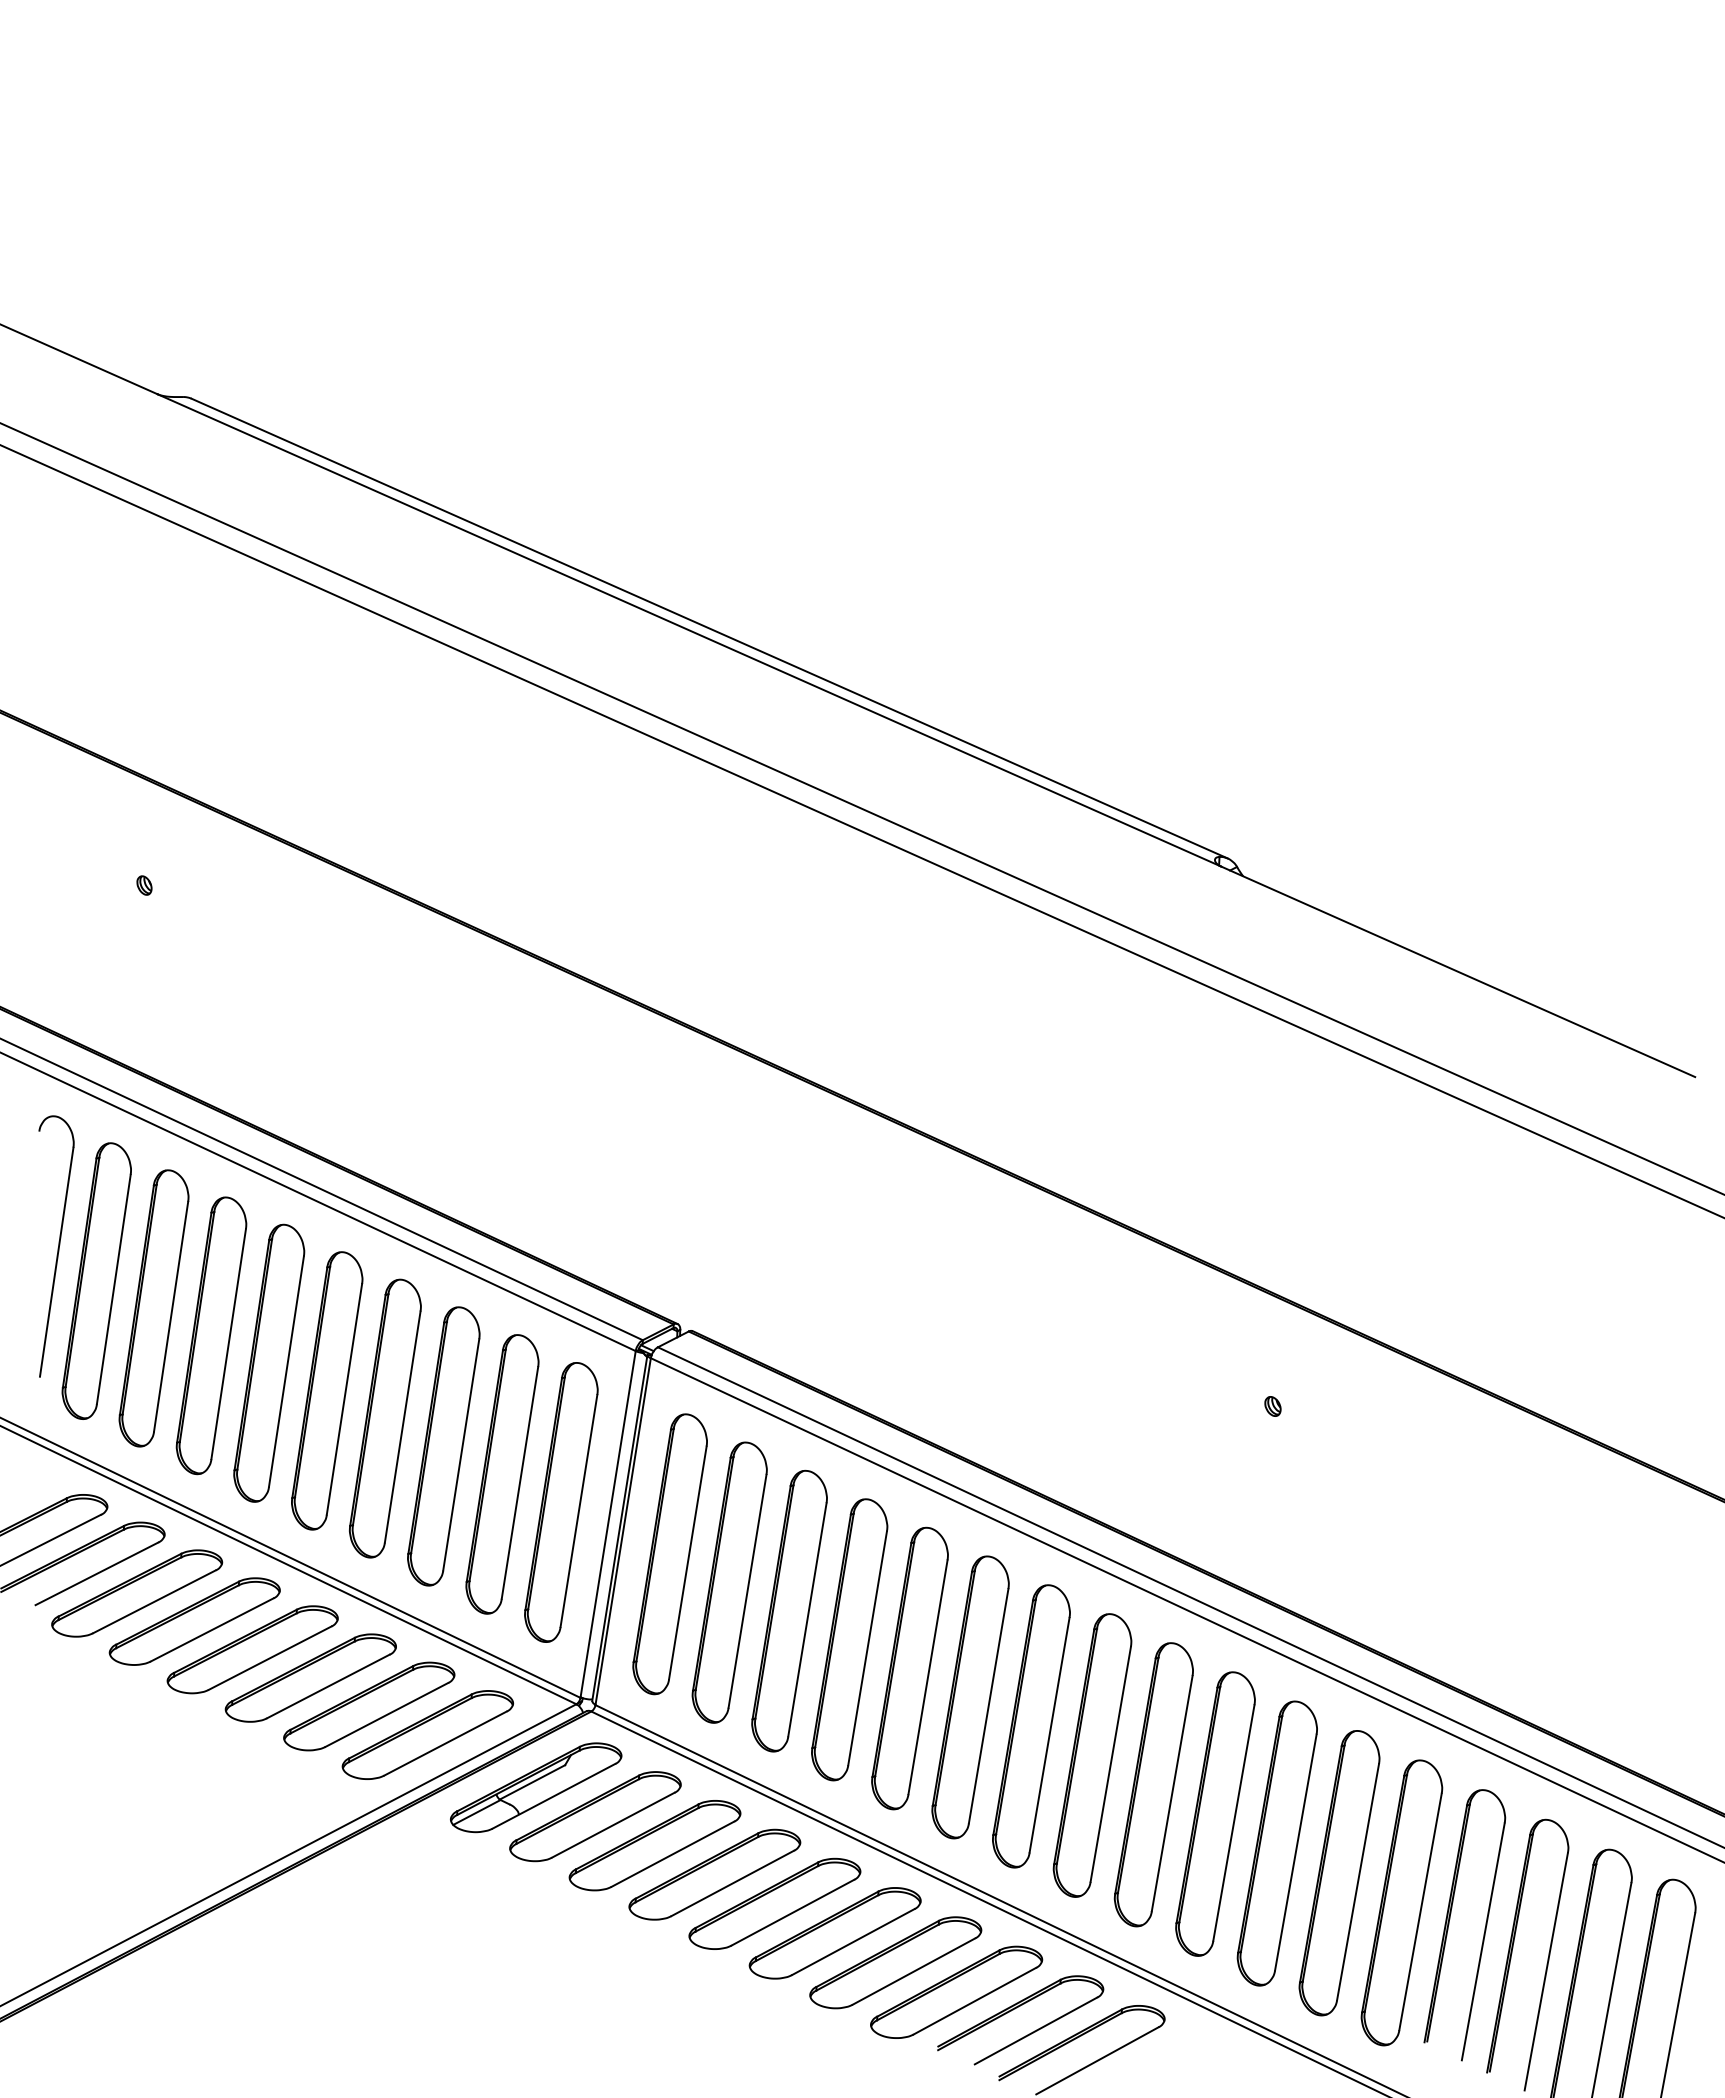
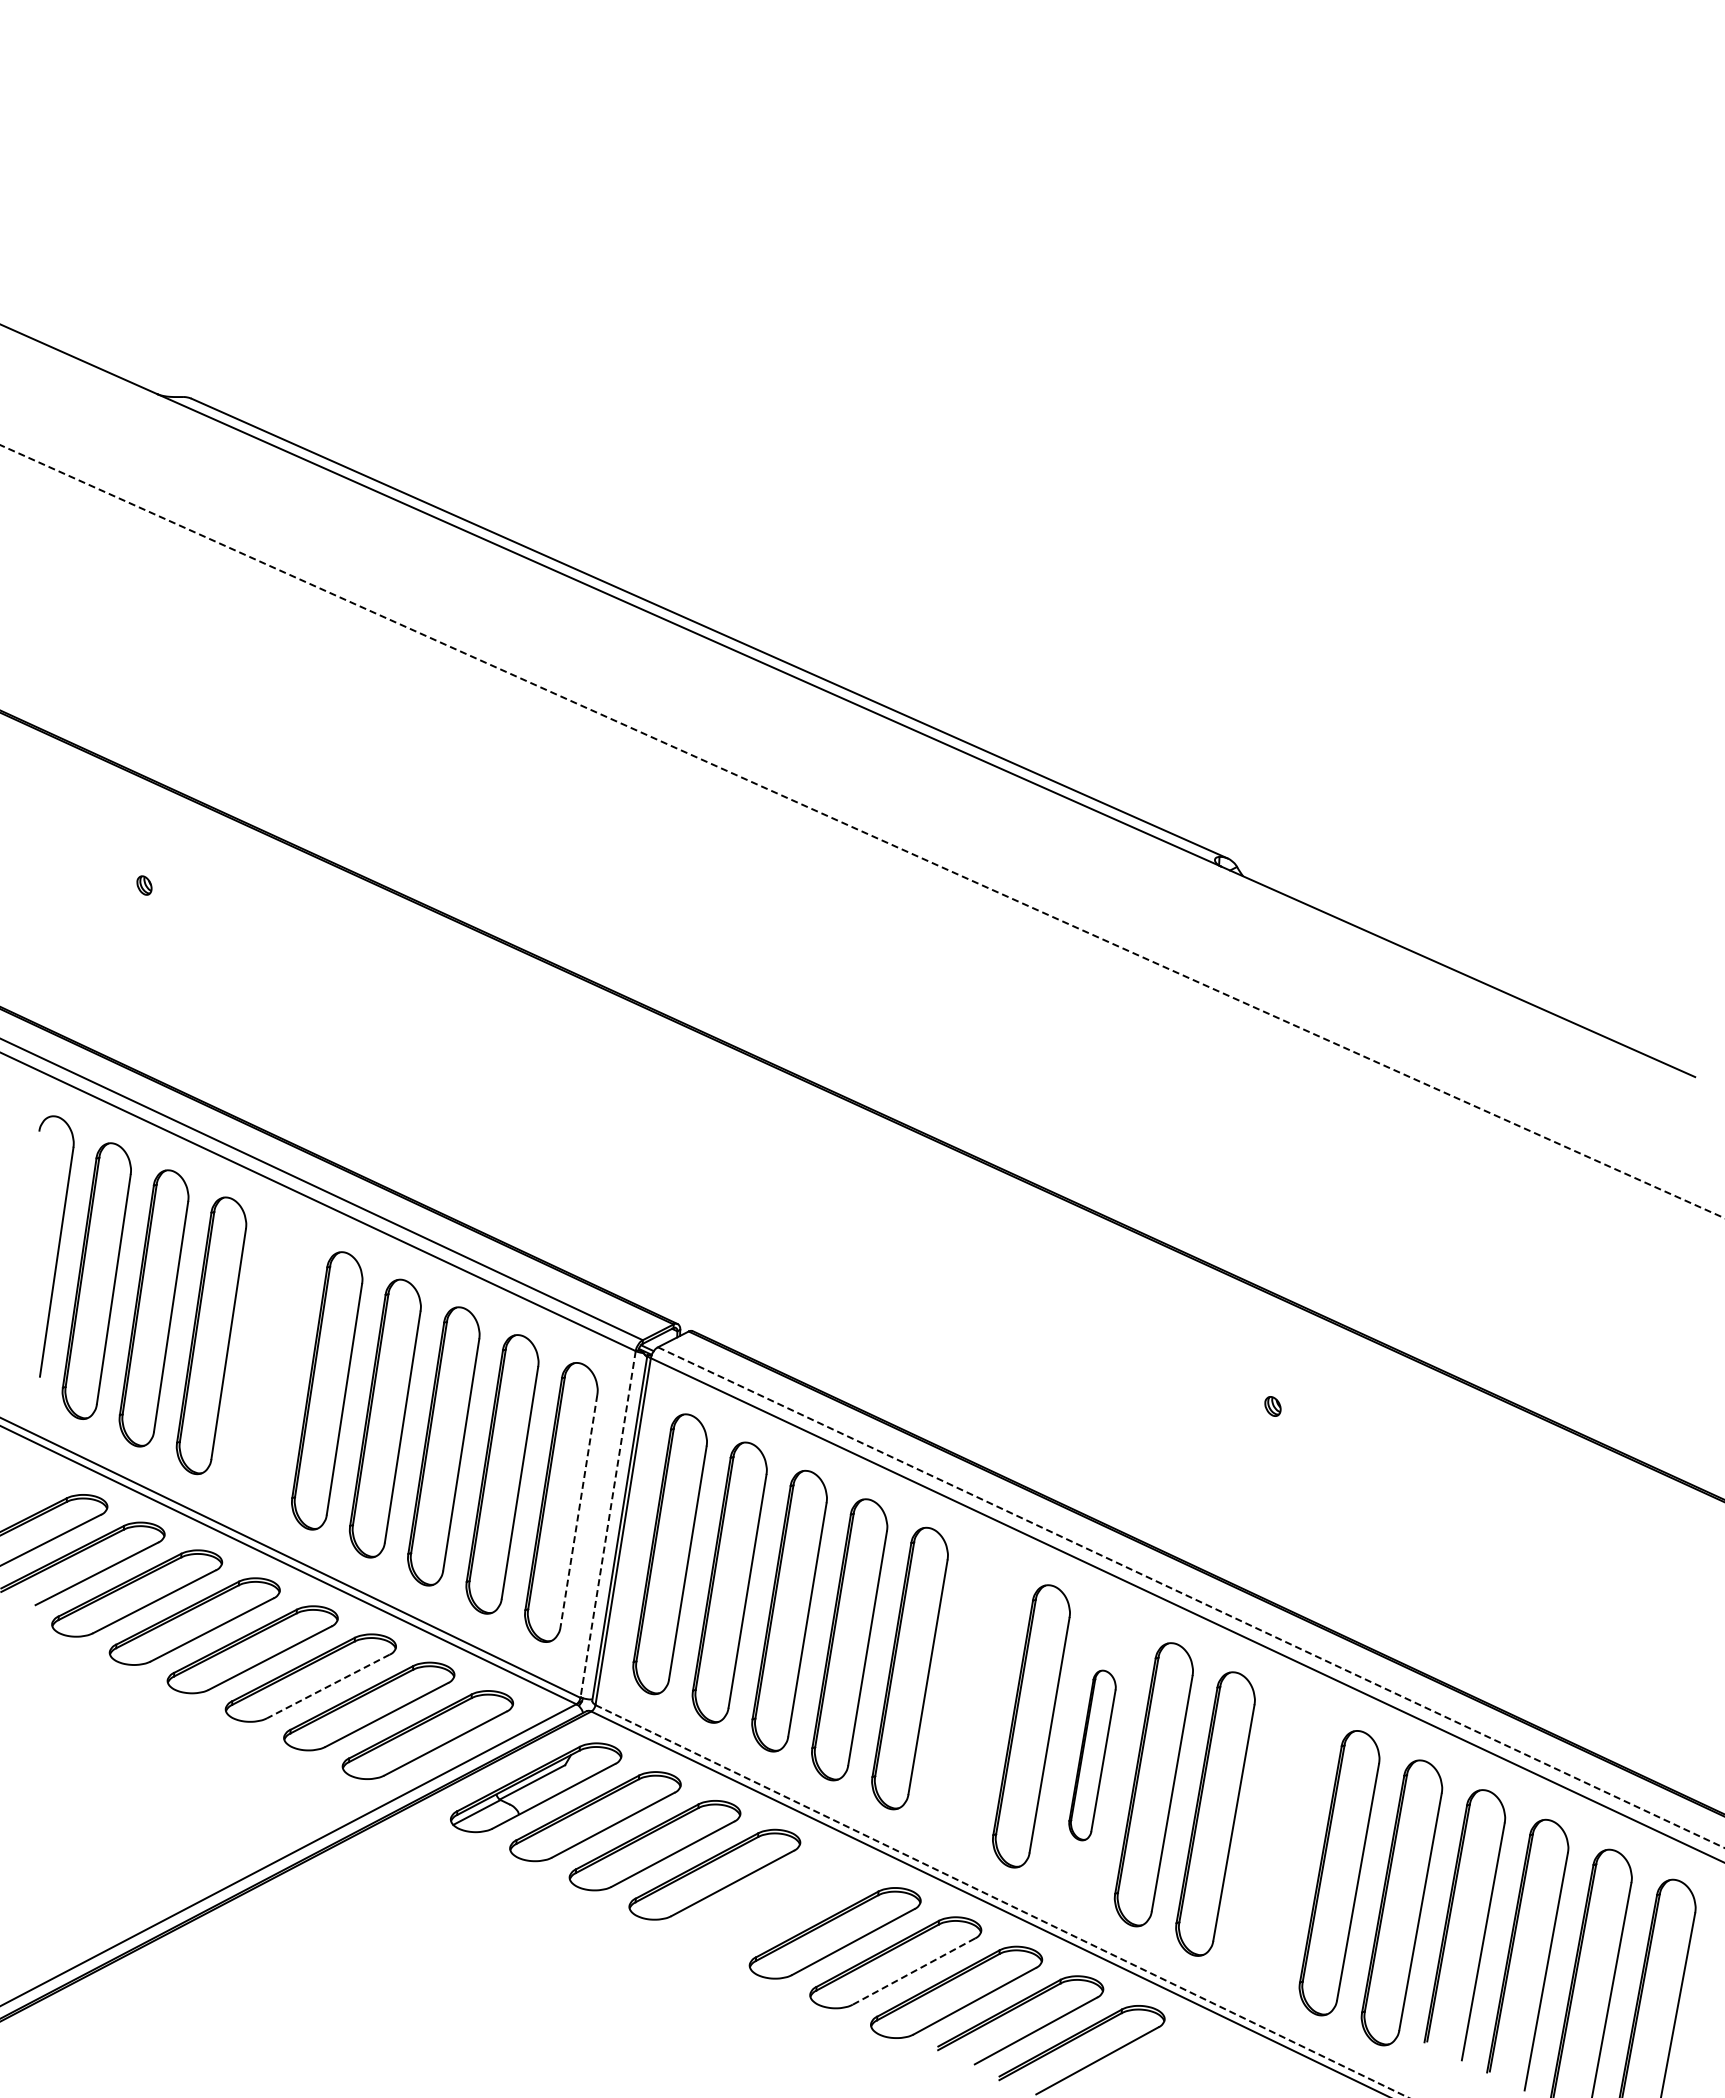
line: present -> none (861, 808)
line: solid -> dashed (862, 831)
part: present -> none (269, 1362)
line: solid -> dashed (578, 1511)
line: solid -> dashed (608, 1524)
line: solid -> dashed (1191, 1597)
line: solid -> dashed (327, 1686)
part: present -> none (970, 1697)
part size: 81x285 px -> 49x173 px (1092, 1755)
part: present -> none (1276, 1843)
line: solid -> dashed (1002, 1901)
part: present -> none (774, 1903)
line: solid -> dashed (913, 1971)
